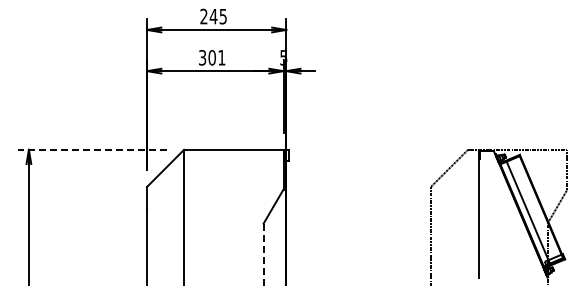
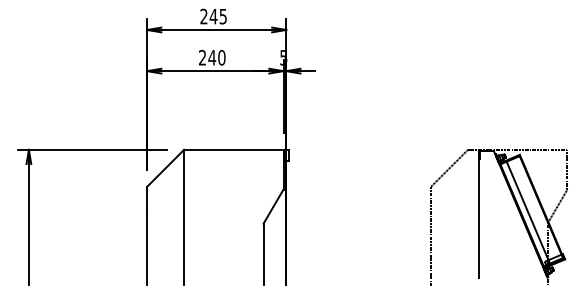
text: 301 -> 240 (212, 57)
line: dashed -> solid (92, 149)
line: dashed -> solid (263, 254)
